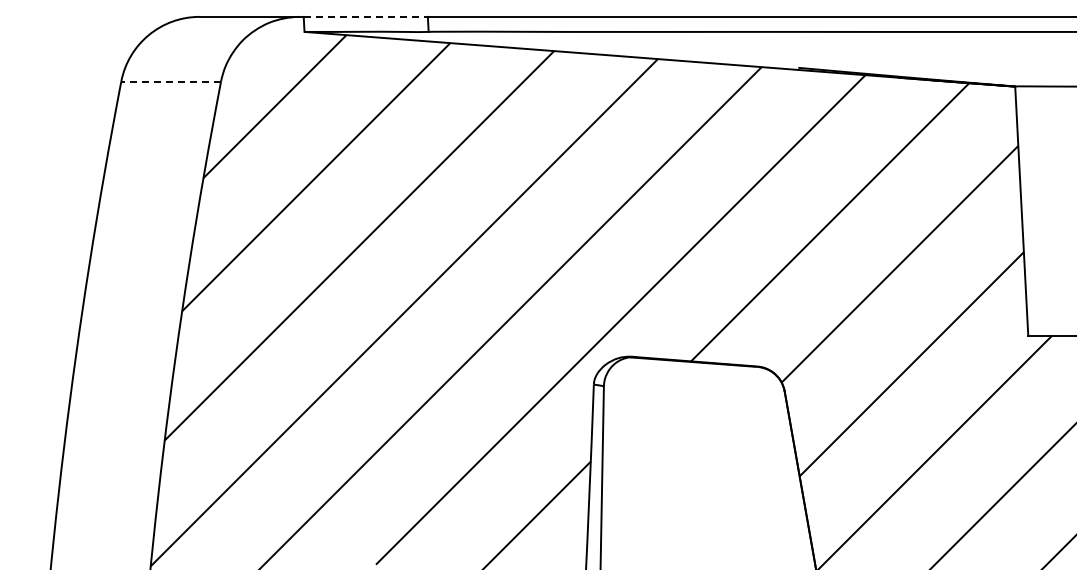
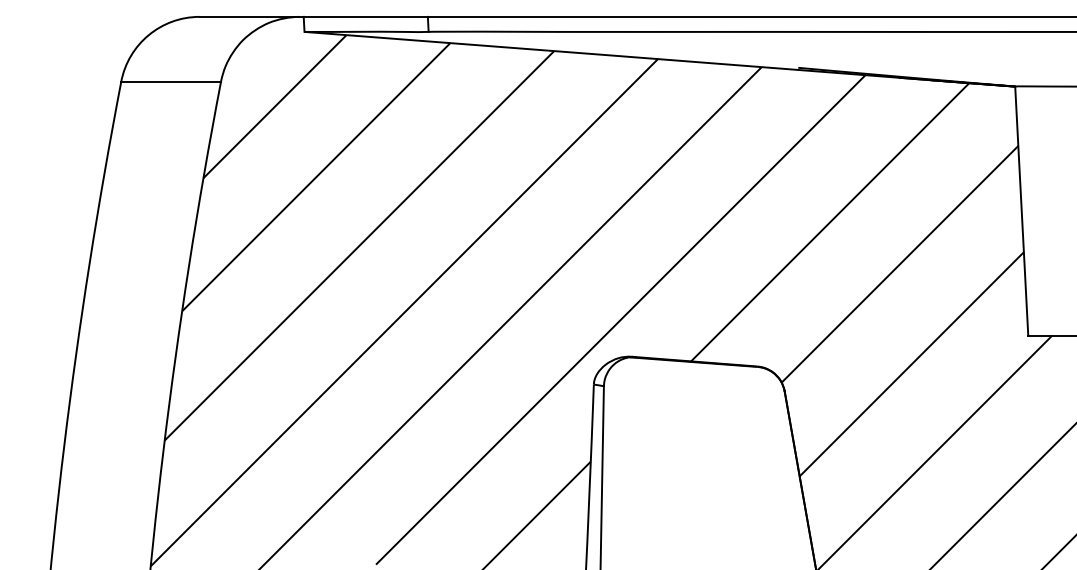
line: dashed -> solid (366, 16)
line: dashed -> solid (171, 81)
